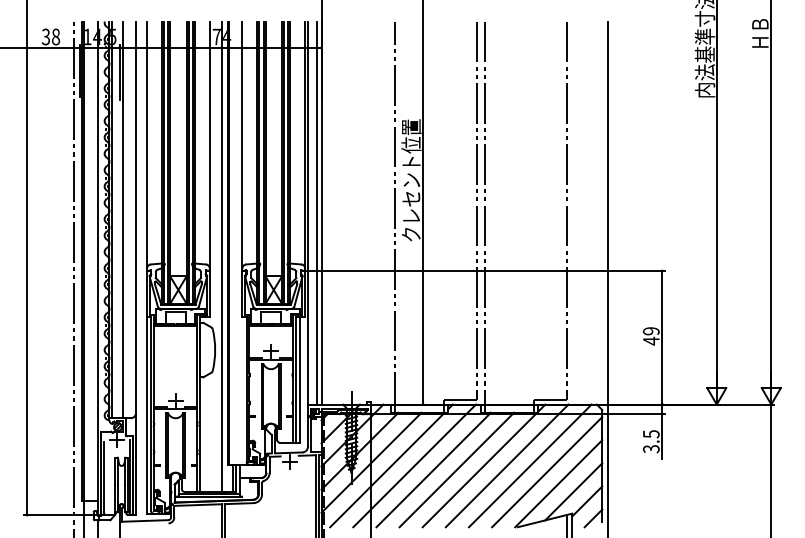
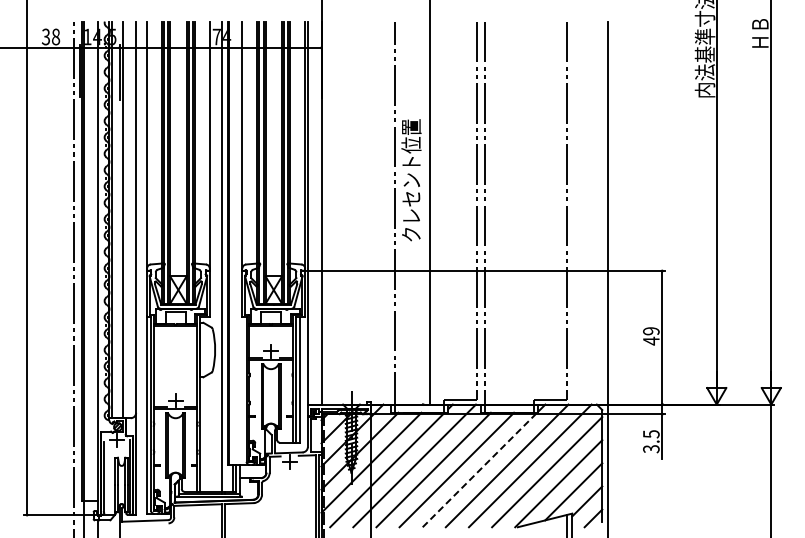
line position: (423, 203) -> (430, 203) (430, 203)
line: present -> none (316, 212)
line: solid -> dashed (479, 470)
